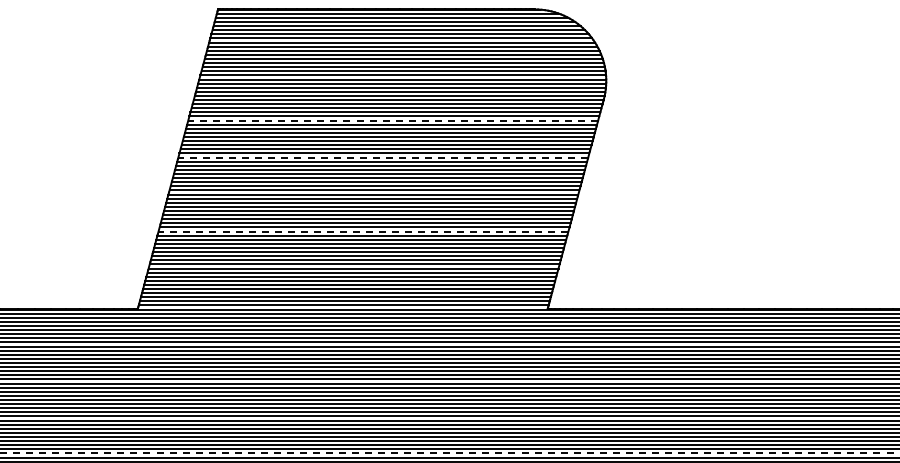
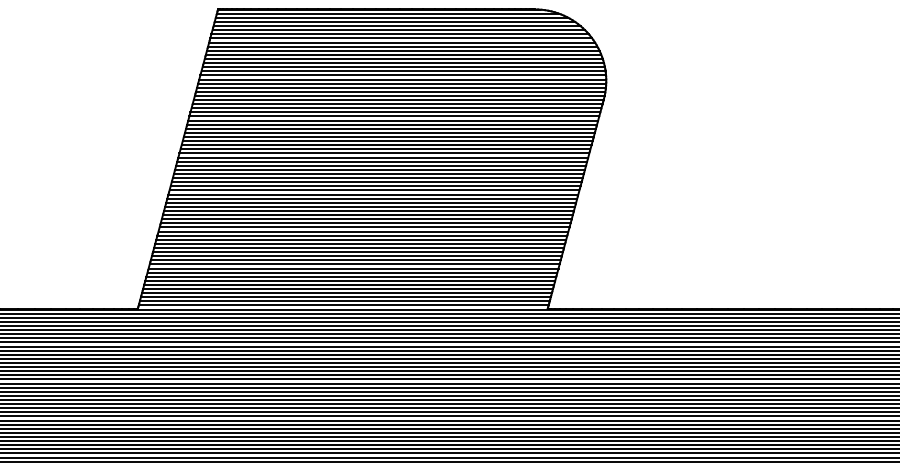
line: dashed -> solid (393, 120)
line: dashed -> solid (383, 157)
line: dashed -> solid (363, 231)
line: dashed -> solid (450, 453)
